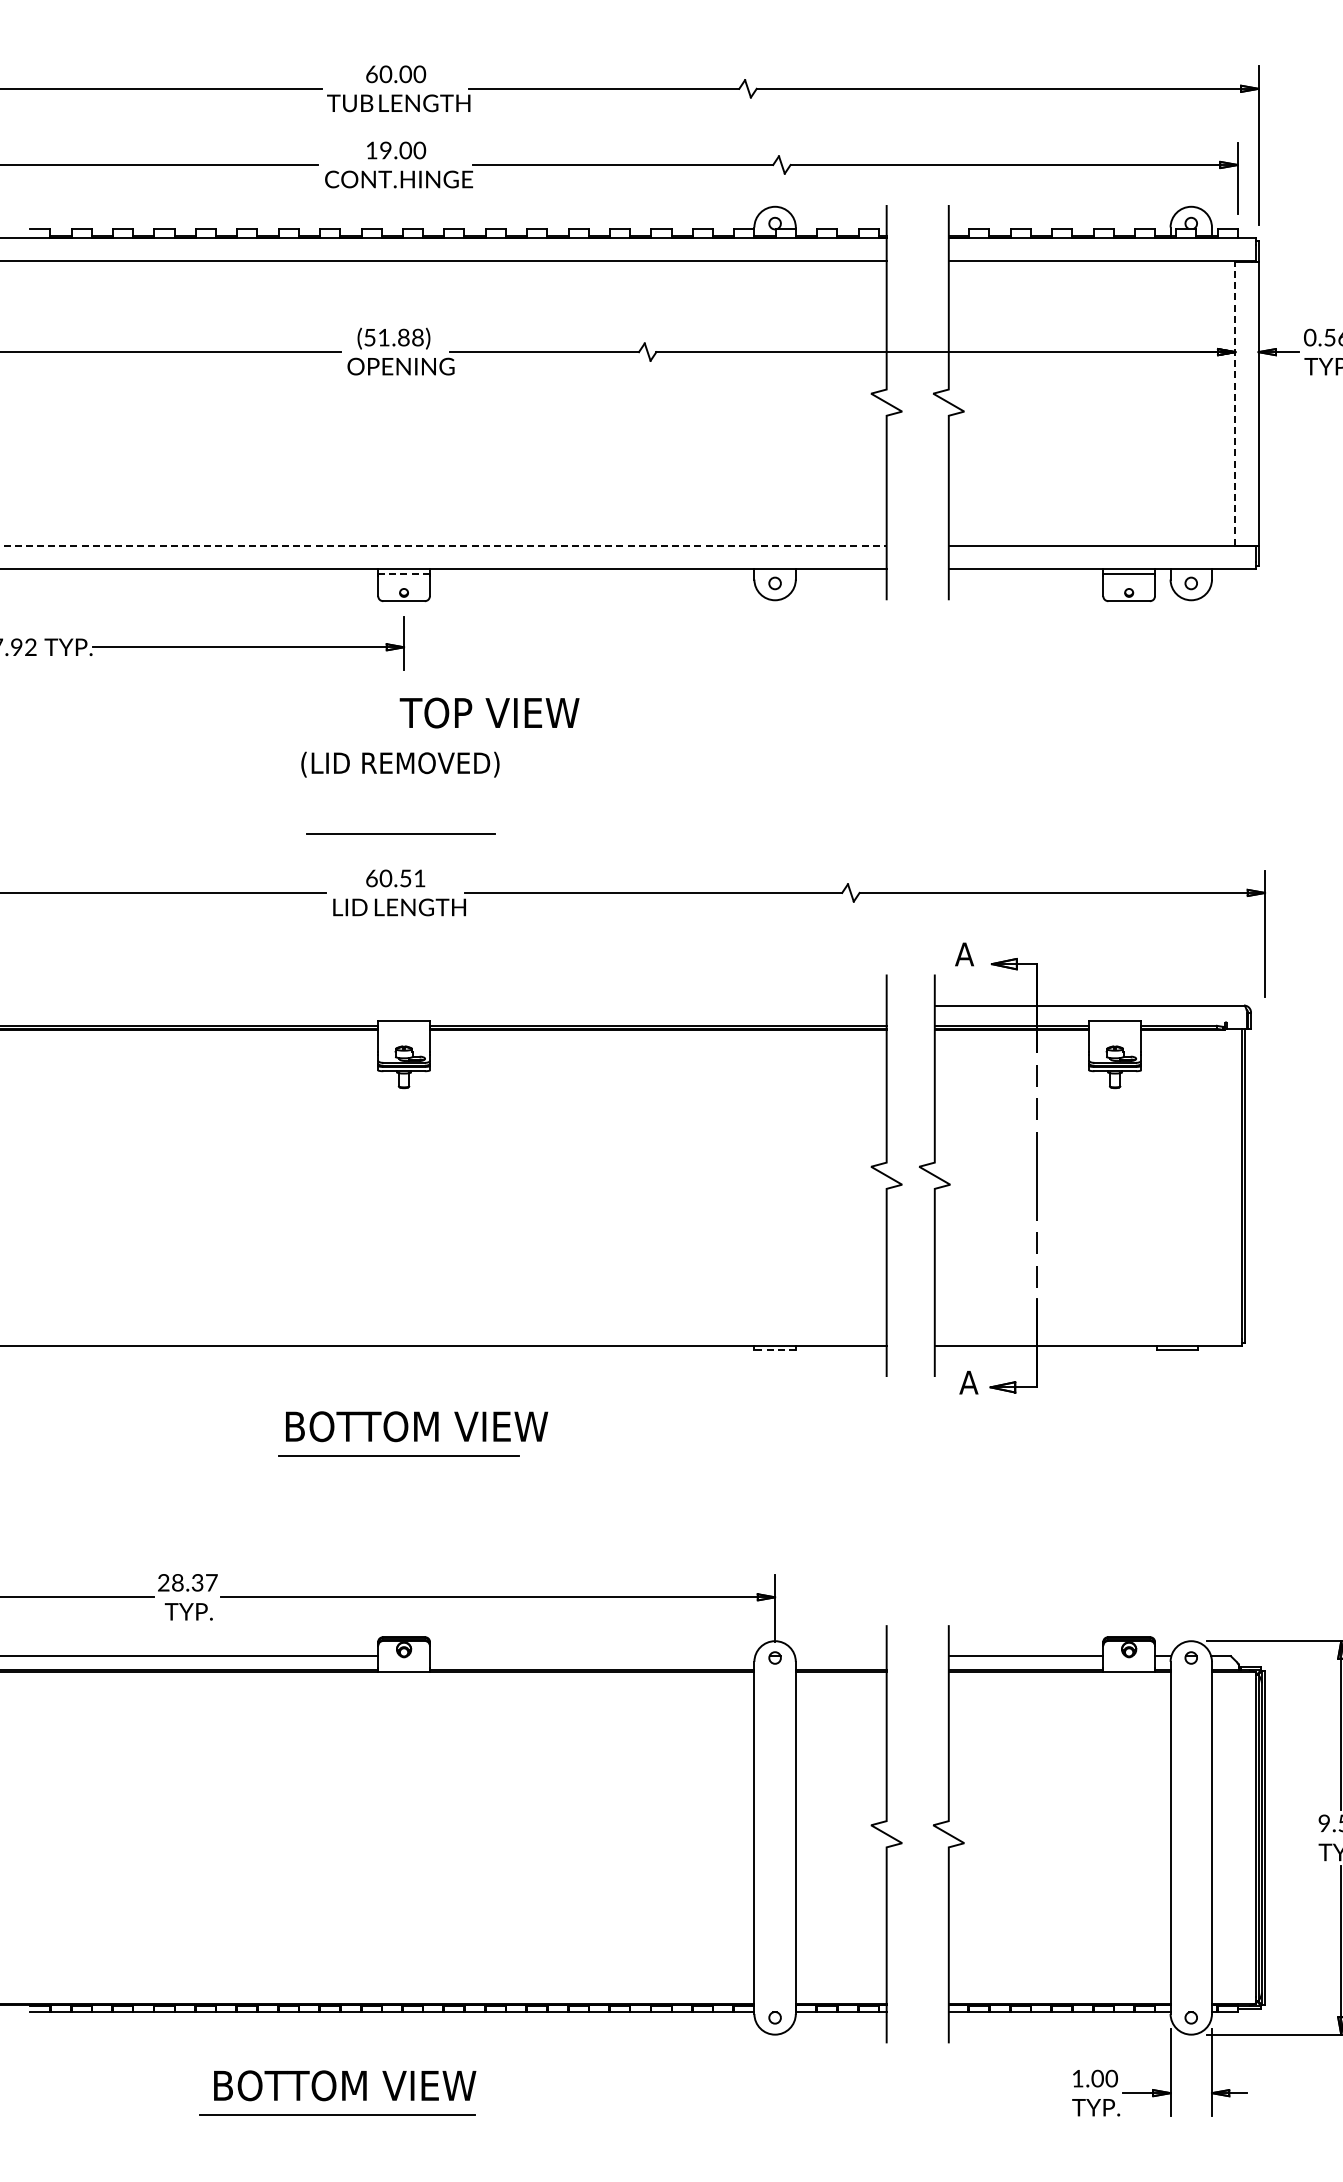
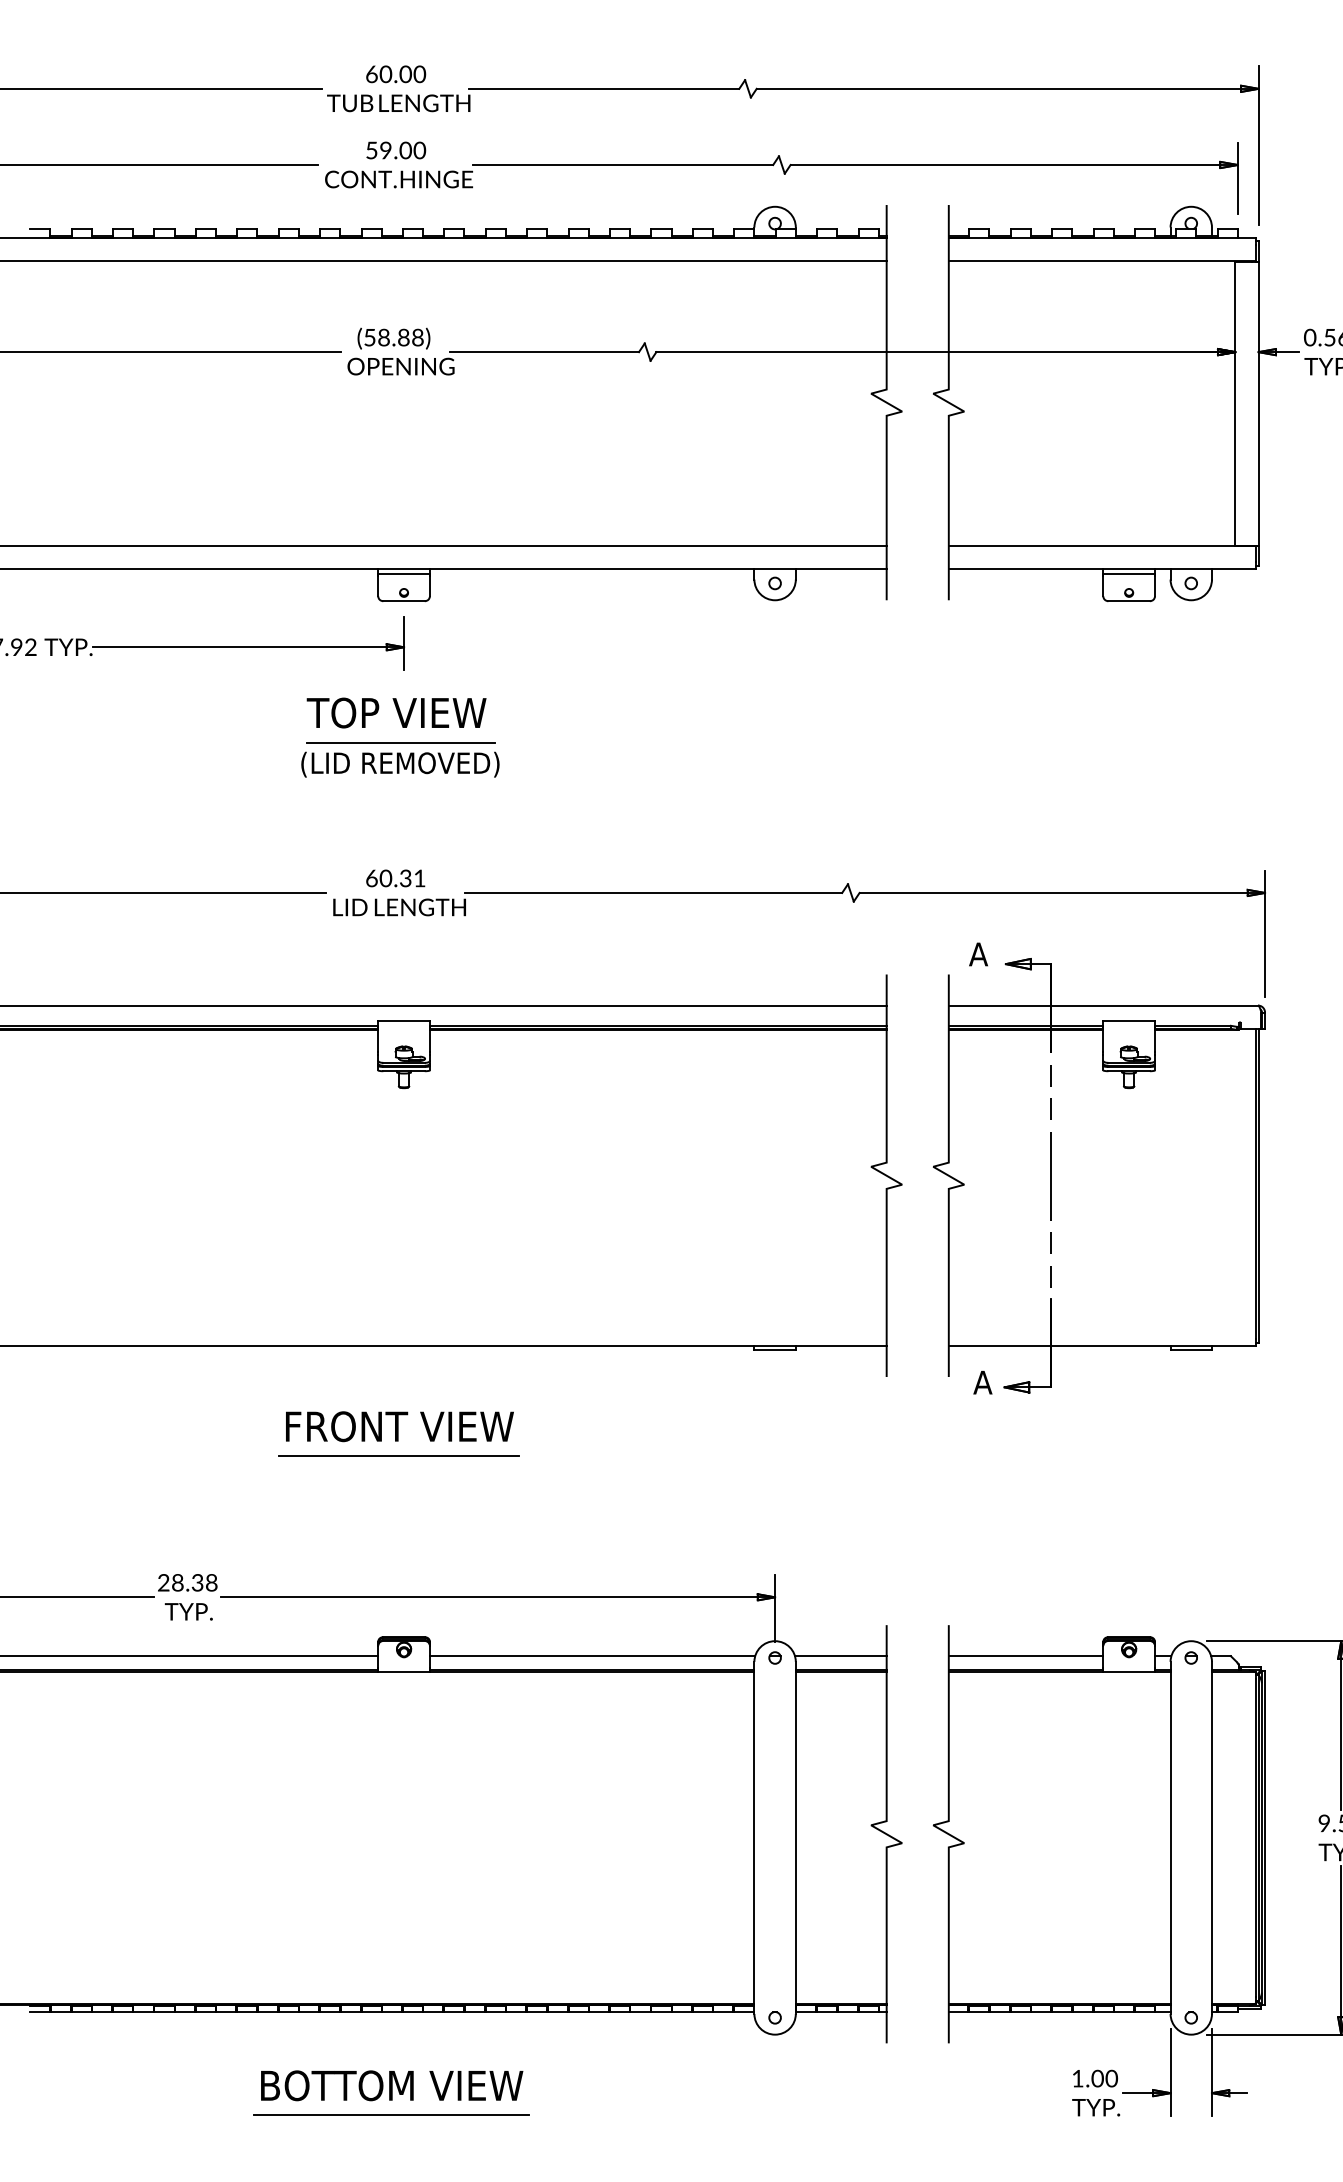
text: 19.00 -> 59.00 (371, 150)
text: (51.88) -> (58.88) (383, 337)
line: dashed -> solid (1235, 403)
line: dashed -> solid (443, 545)
line: dashed -> solid (404, 573)
text position: (489, 712) -> (396, 712) (396, 712)
line position: (400, 833) -> (400, 742) (400, 742)
text: 60.51 -> 60.31 (405, 878)
line: none -> present (444, 1005)
part position: (1085, 1168) -> (1099, 1168) (1099, 1168)
line: dashed -> solid (775, 1350)
text: BOTTOM VIEW -> FRONT VIEW (418, 1426)
text: 28.37 -> 28.38 (211, 1582)
line: none -> present (592, 1656)
line: none -> present (840, 1656)
text position: (345, 2085) -> (392, 2085) (392, 2085)
line position: (337, 2114) -> (391, 2114) (391, 2114)
